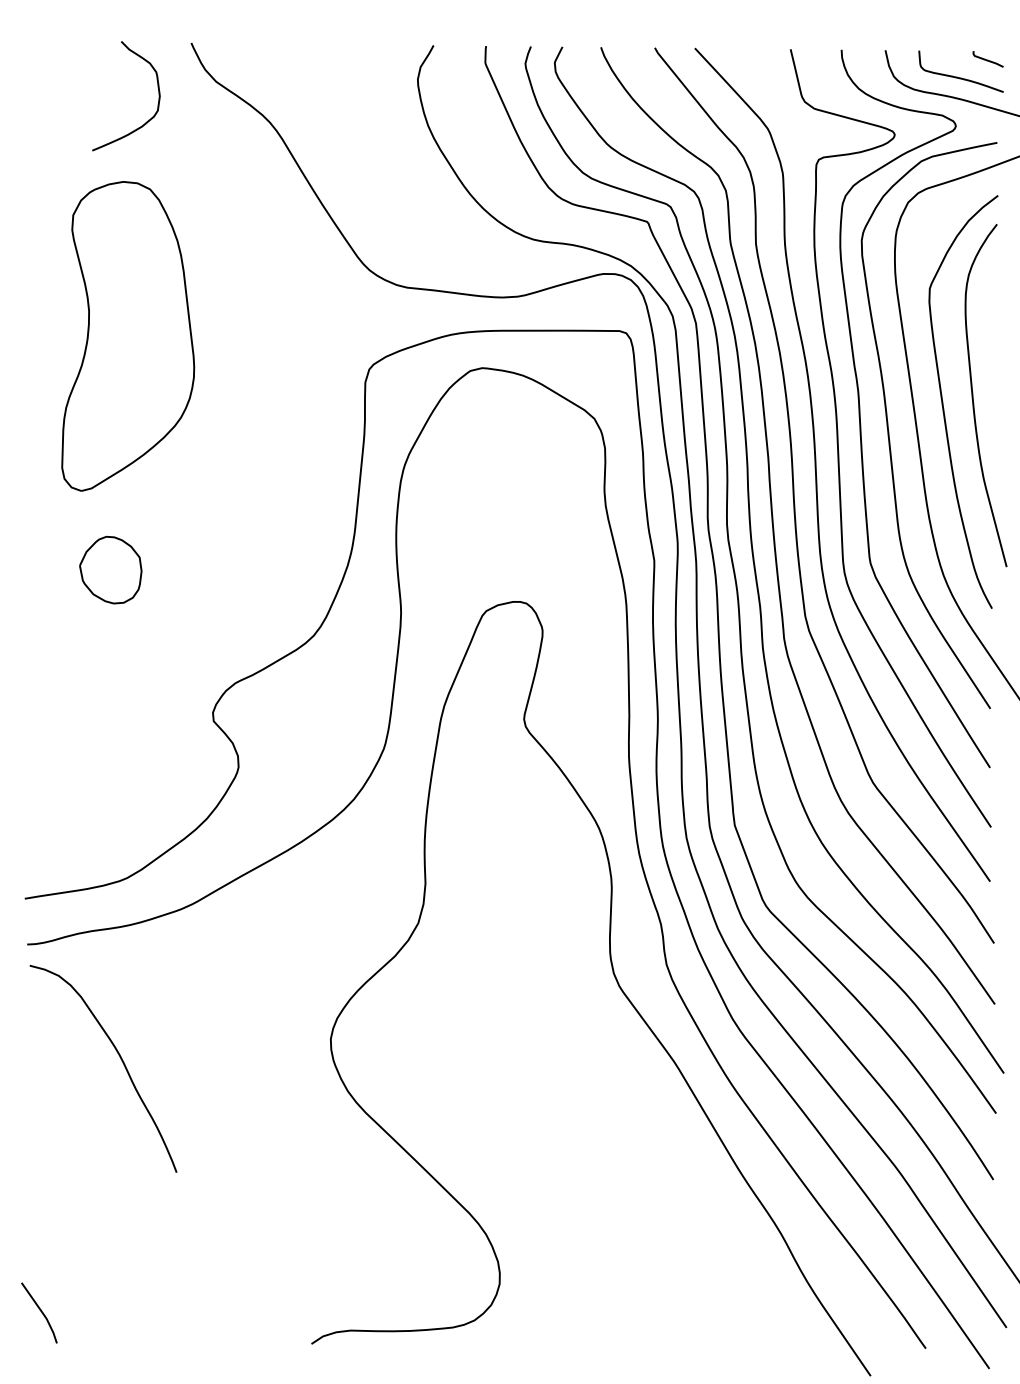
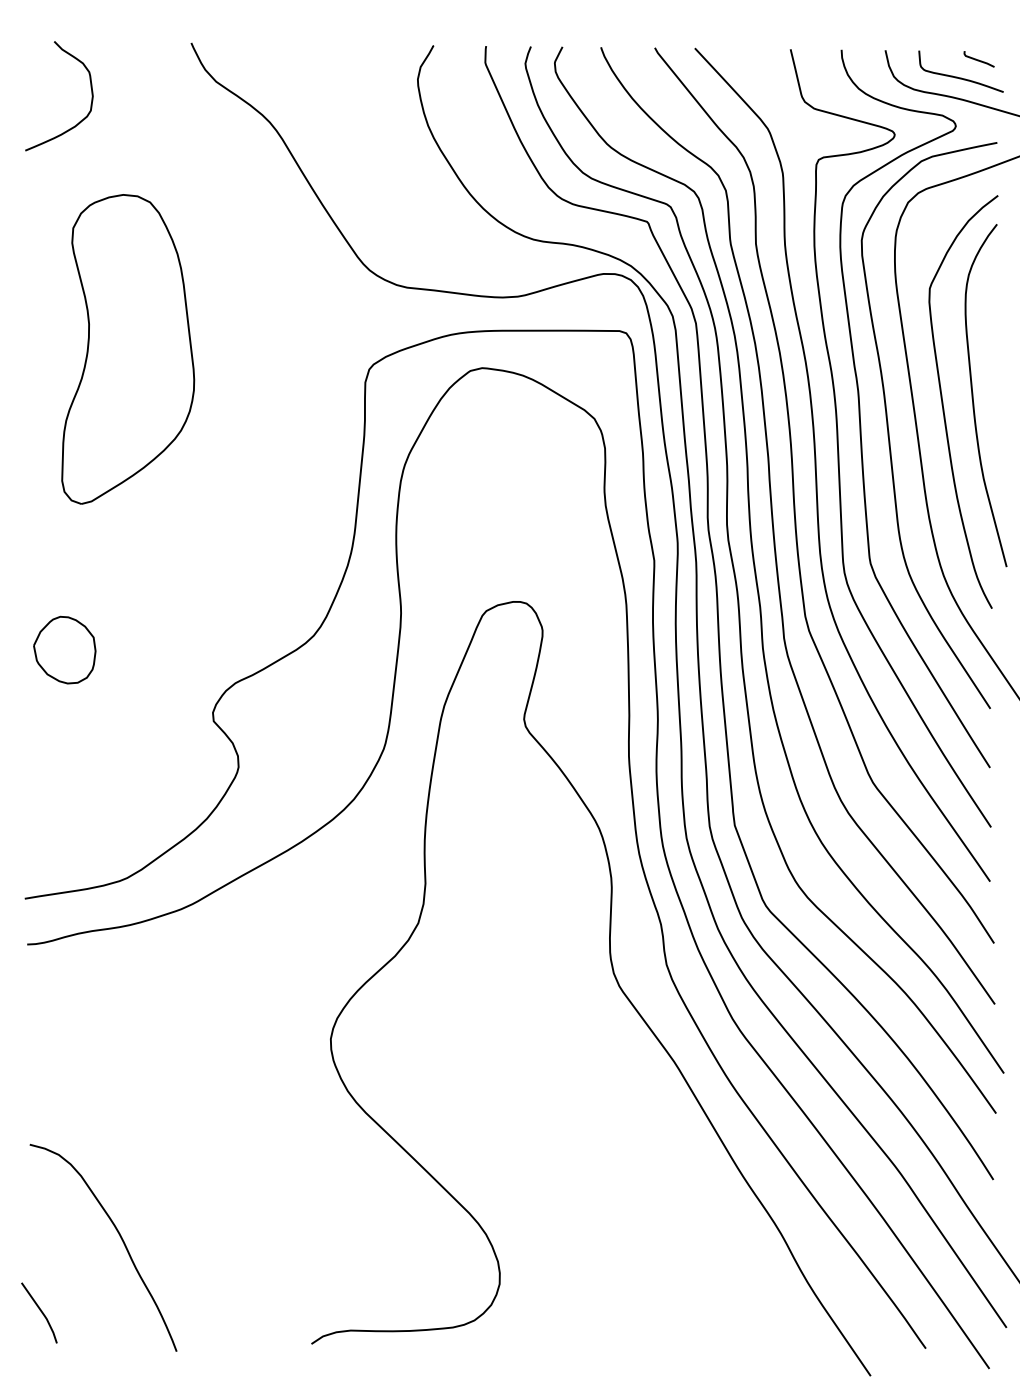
curve position: (987, 59) -> (978, 59) (978, 59)
curve position: (147, 120) -> (80, 120) (80, 120)
part position: (128, 336) -> (128, 349) (128, 349)
part position: (110, 569) -> (64, 649) (64, 649)
curve position: (120, 1059) -> (120, 1238) (120, 1238)
